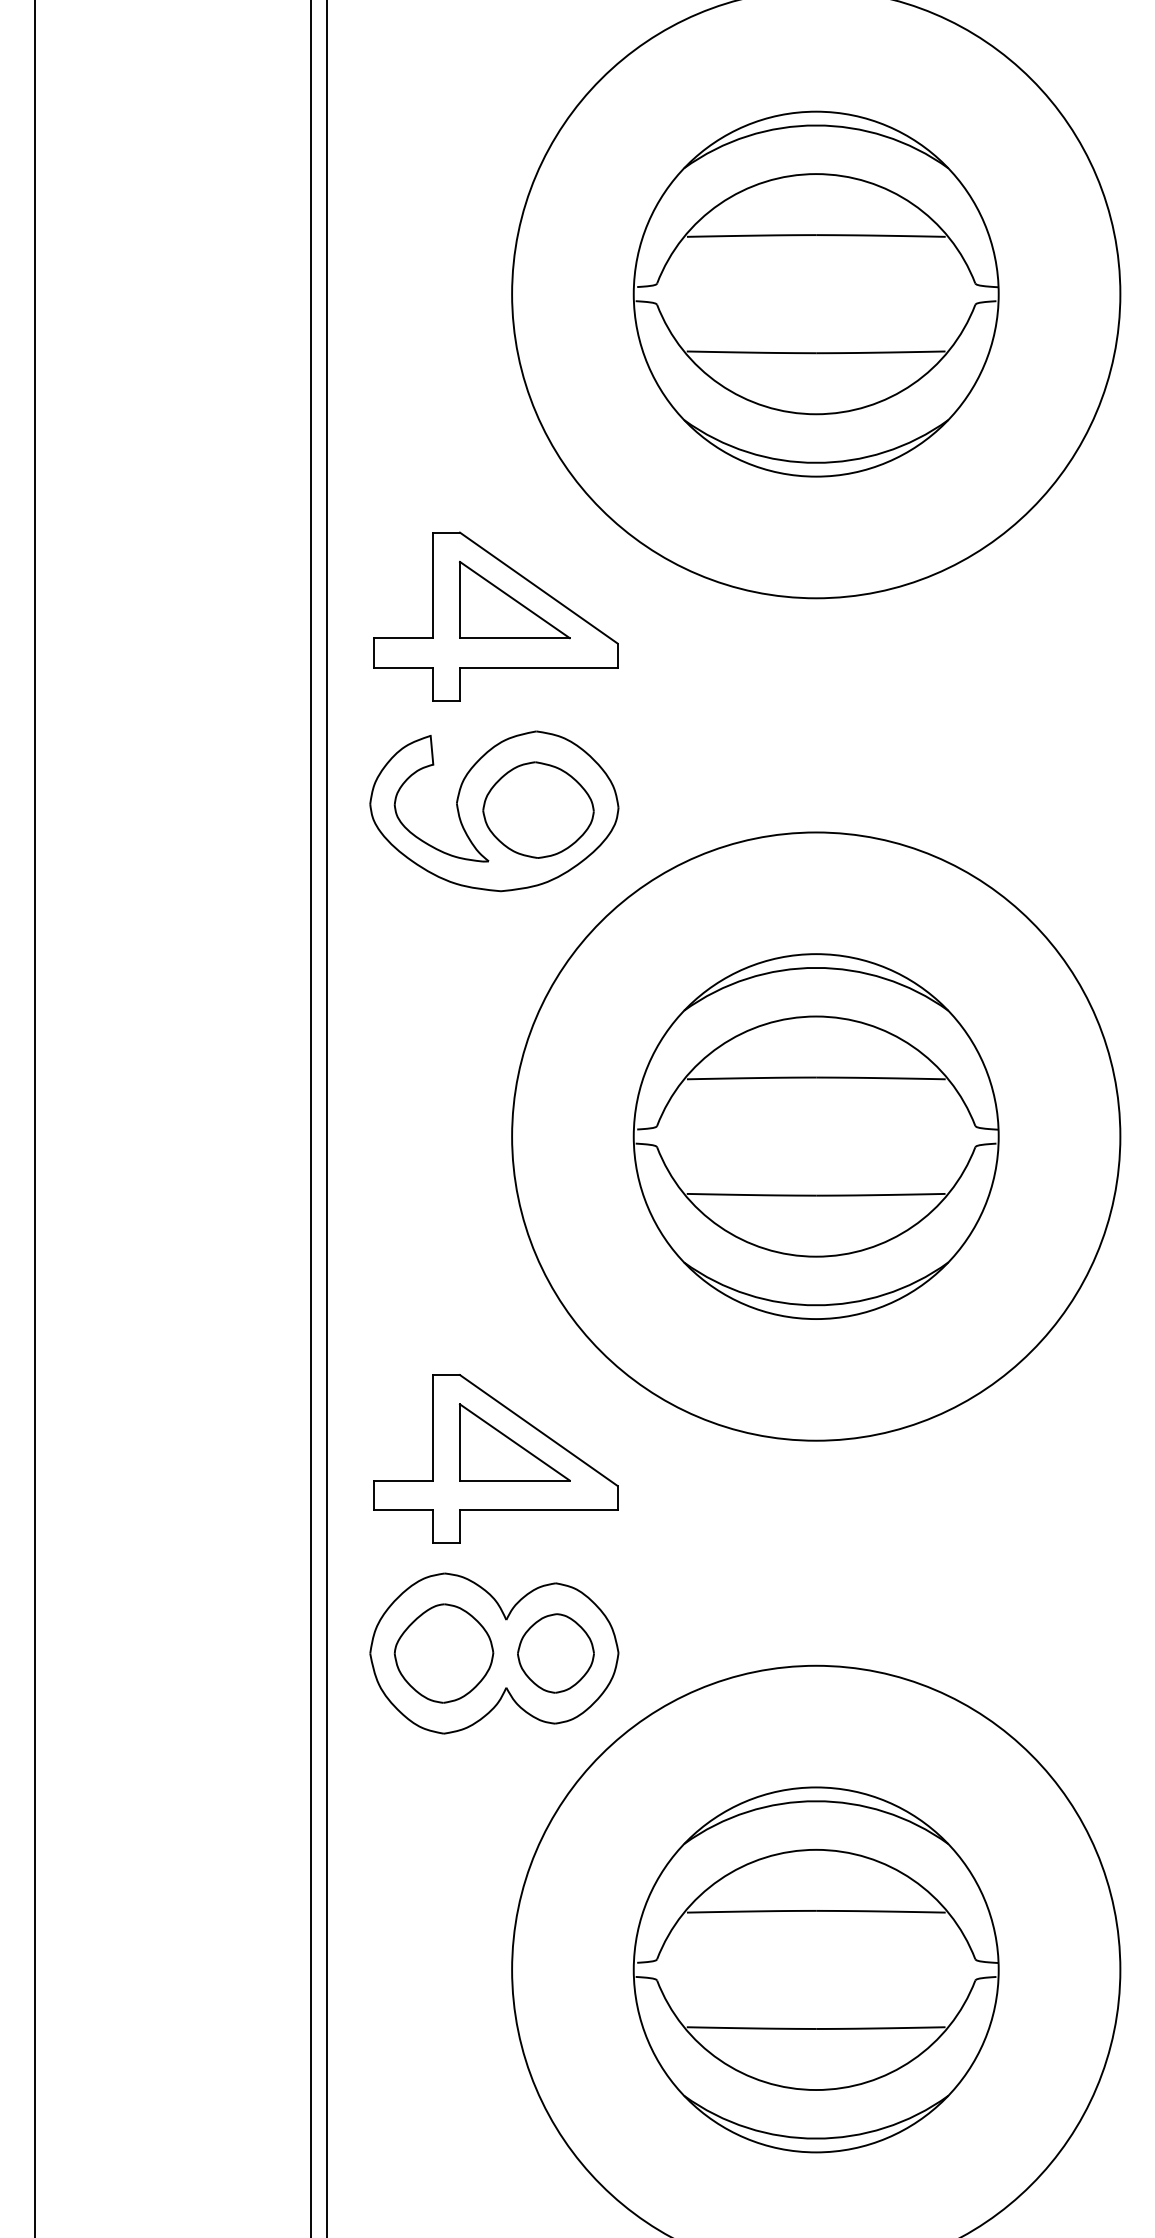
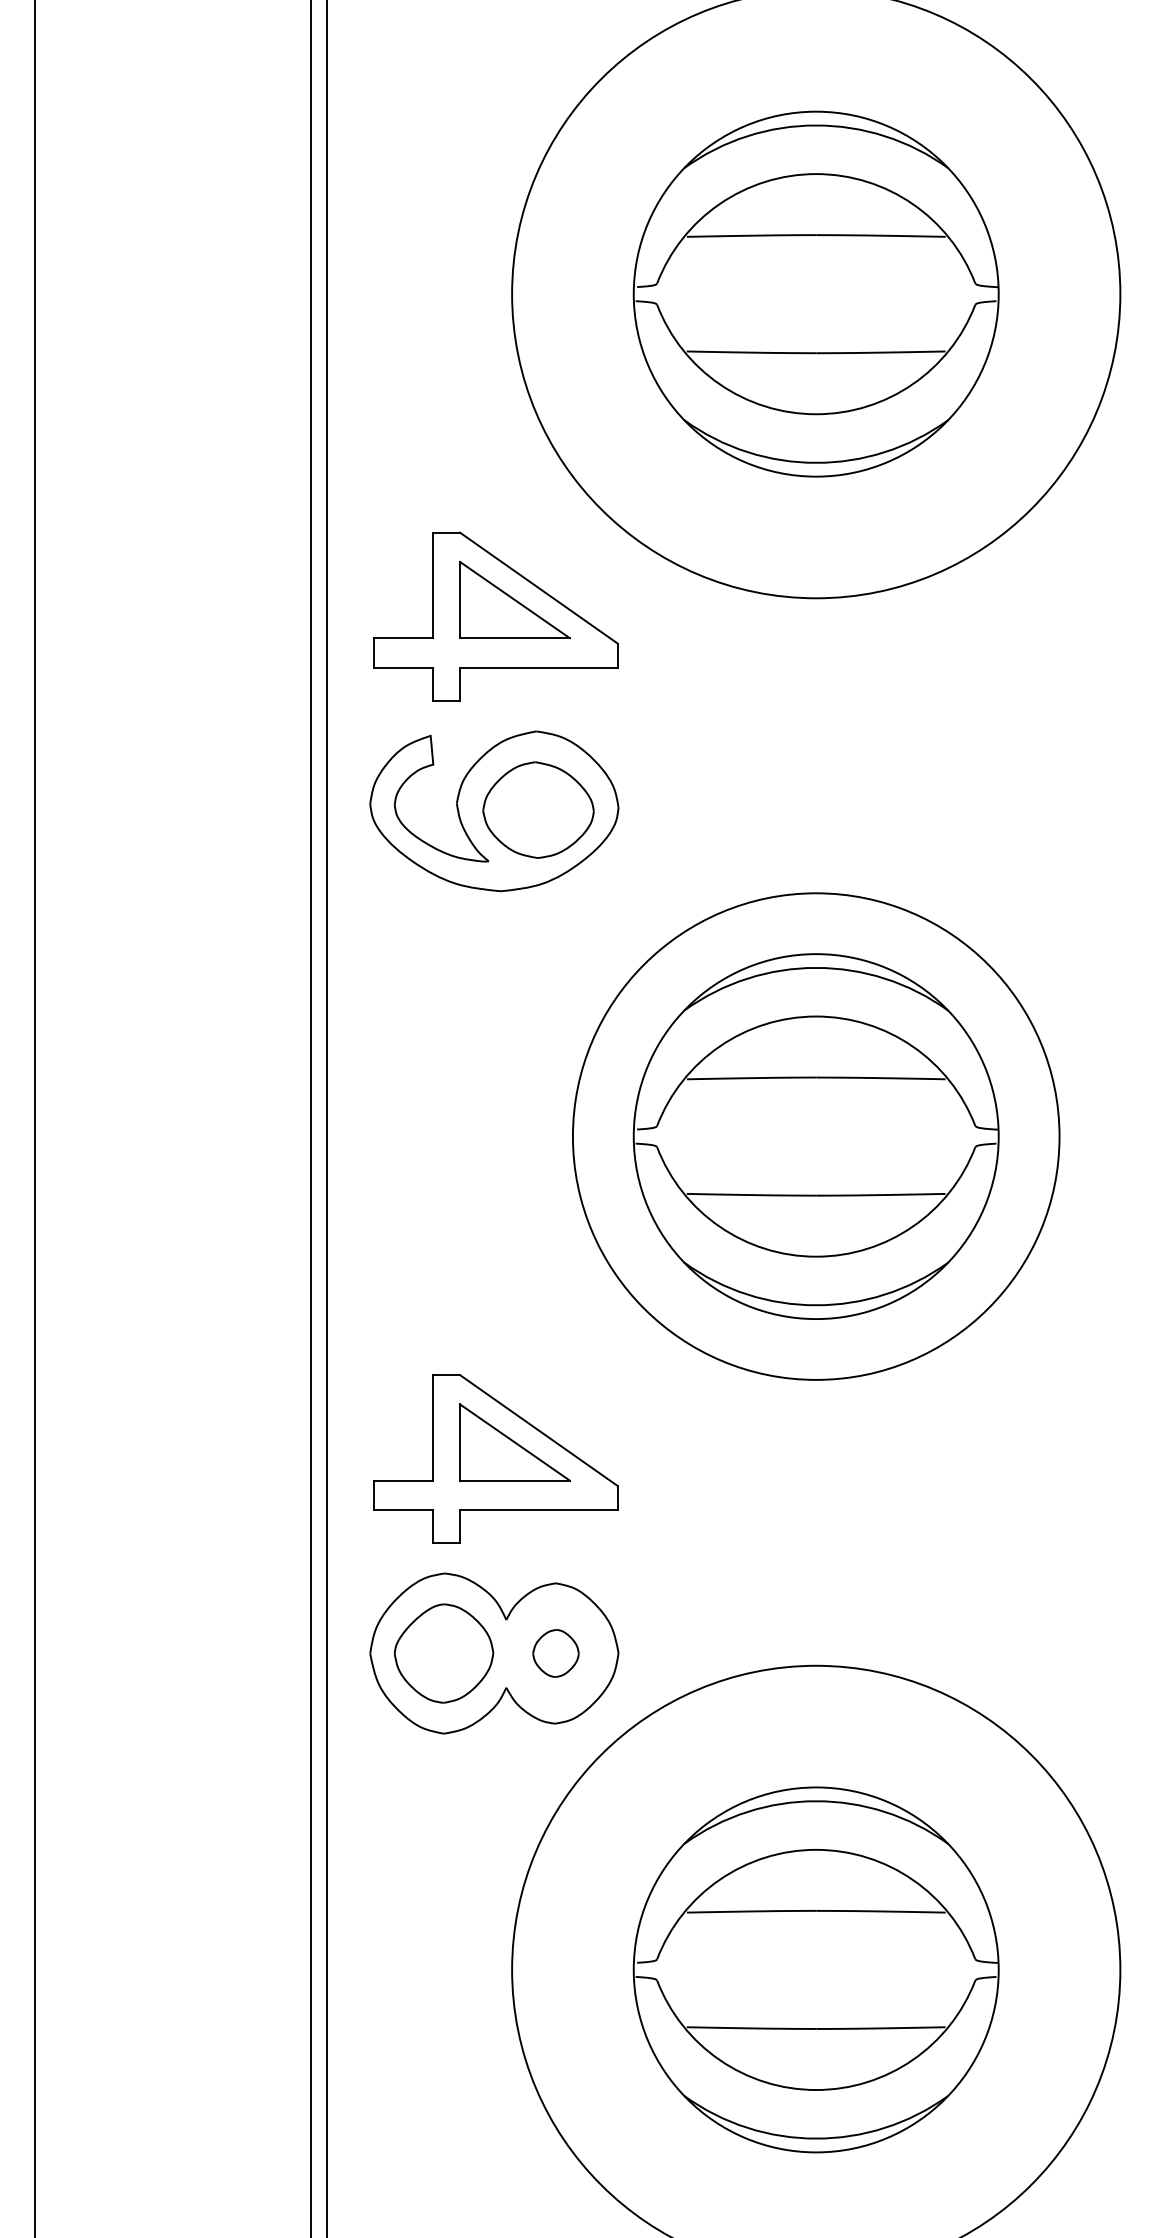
circle diameter: 608 px -> 487 px (815, 1136)
part size: 78x81 px -> 48x49 px (555, 1653)
